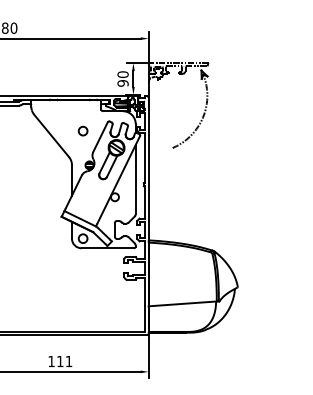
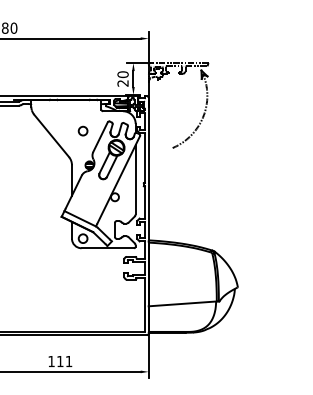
text: 90 -> 20 (122, 83)
